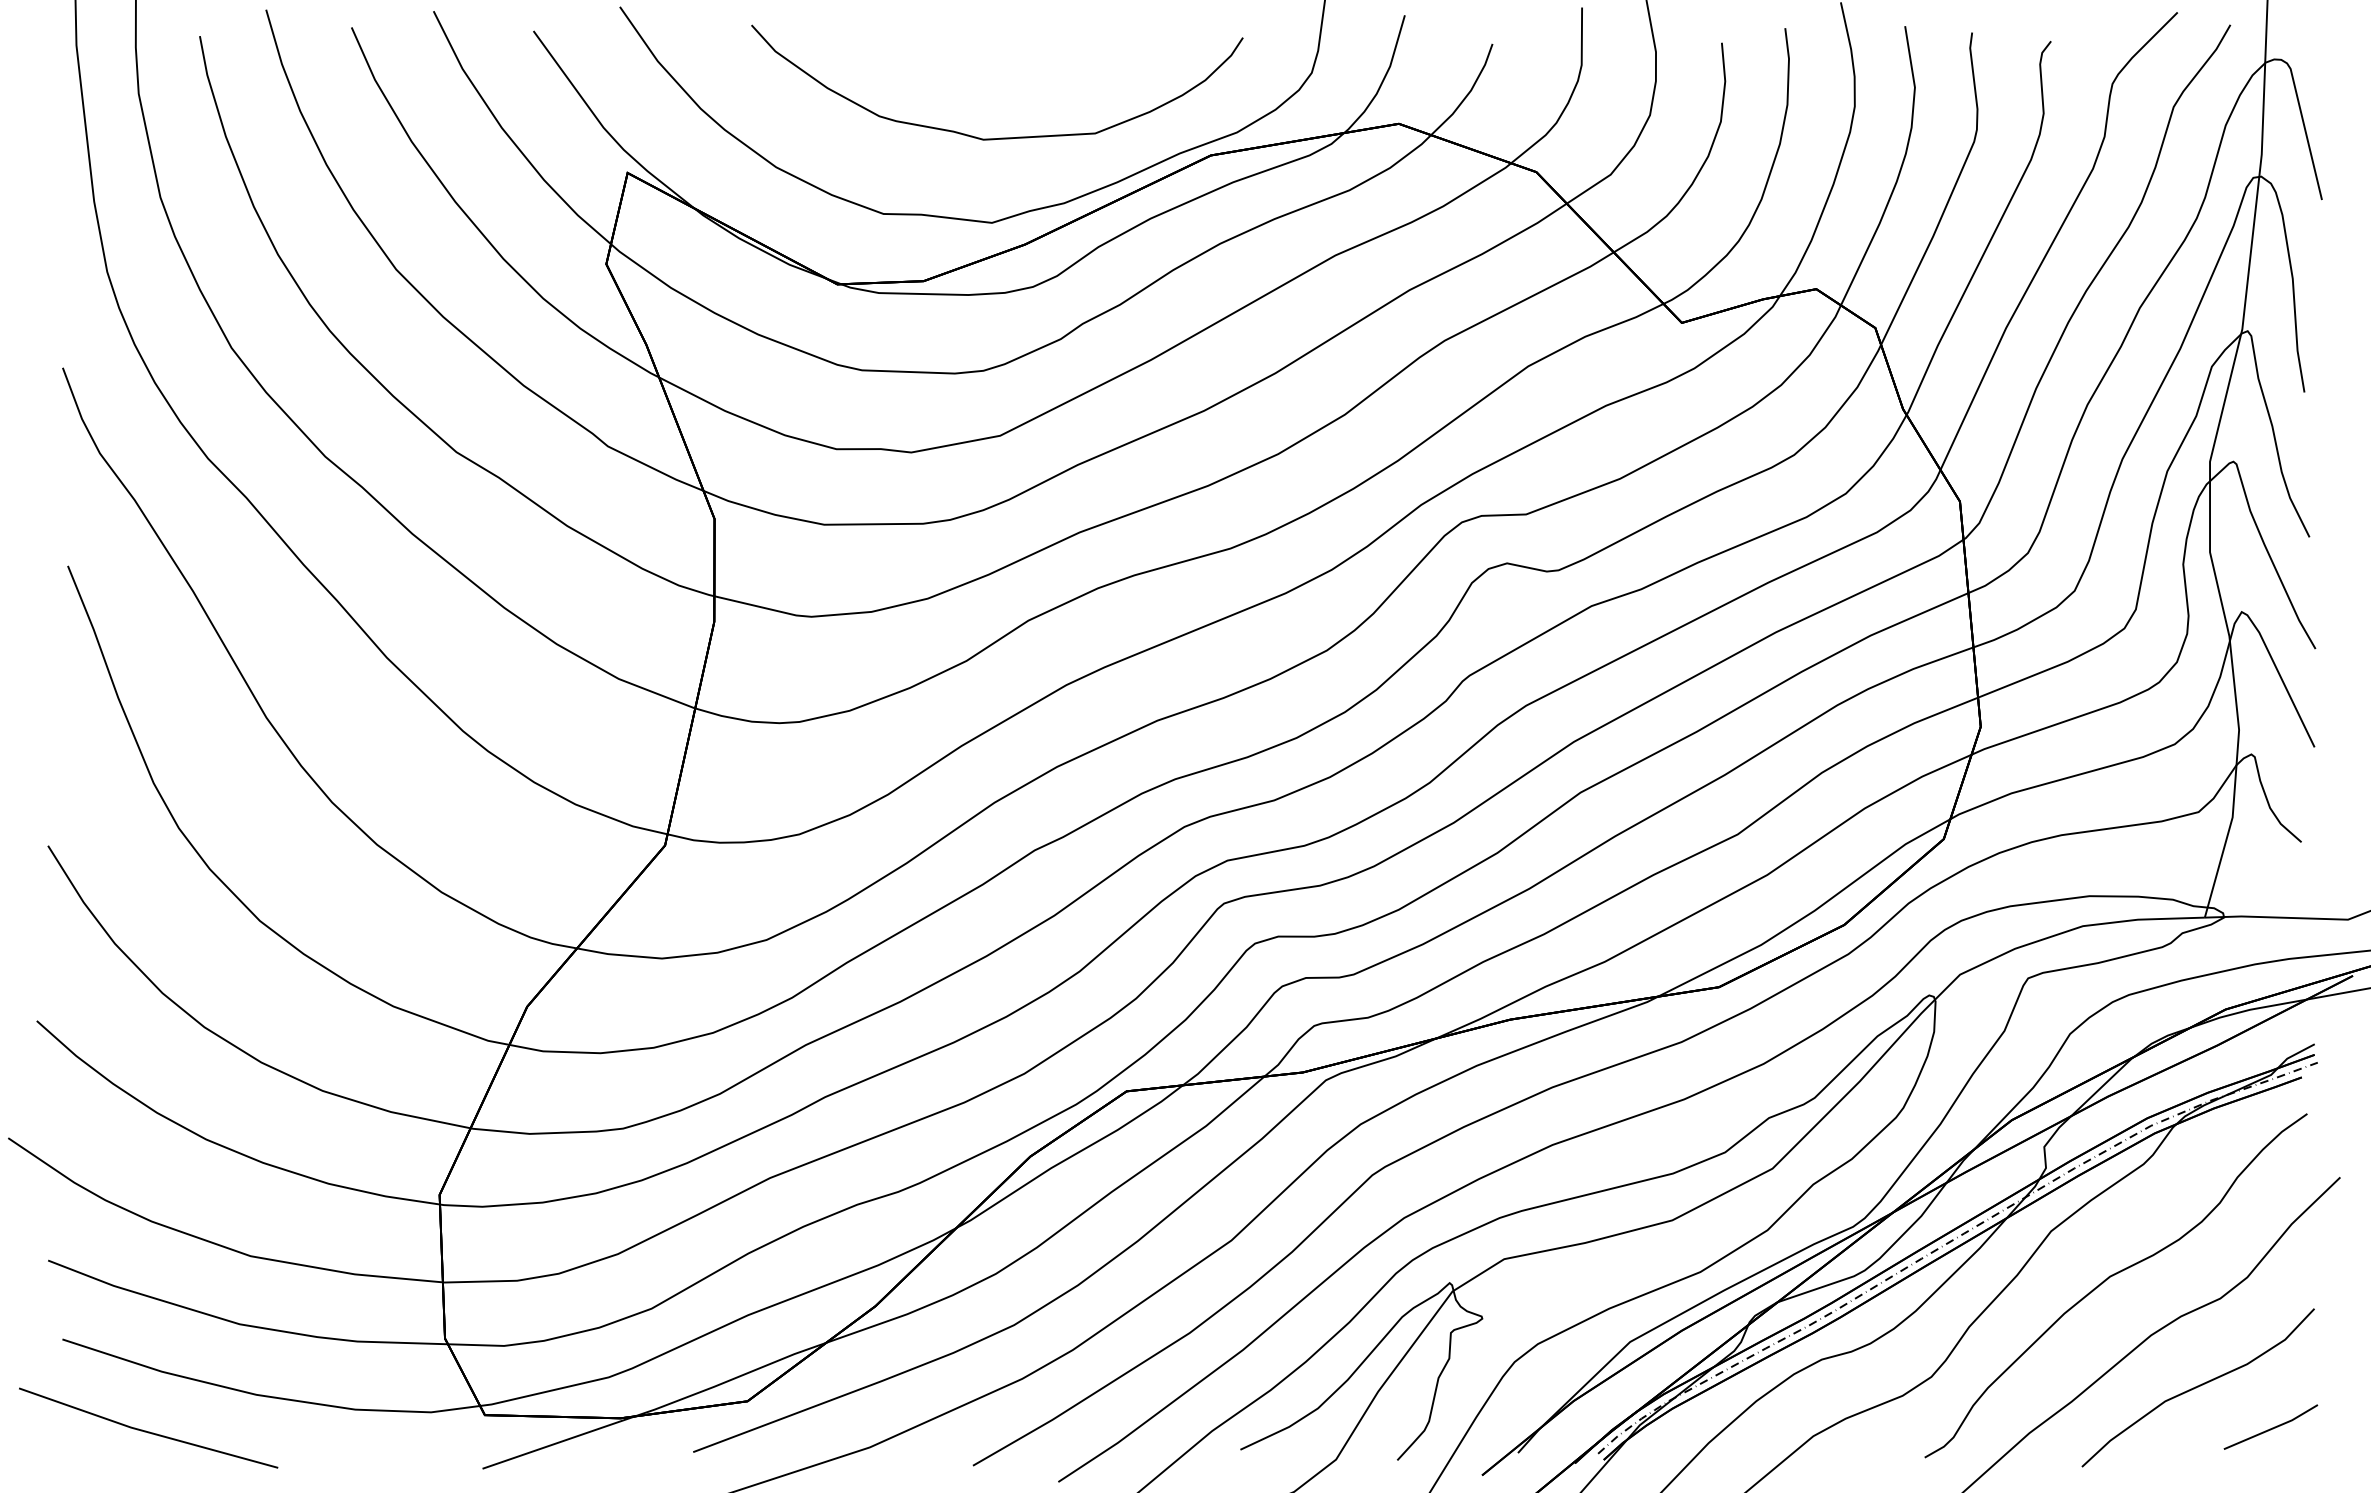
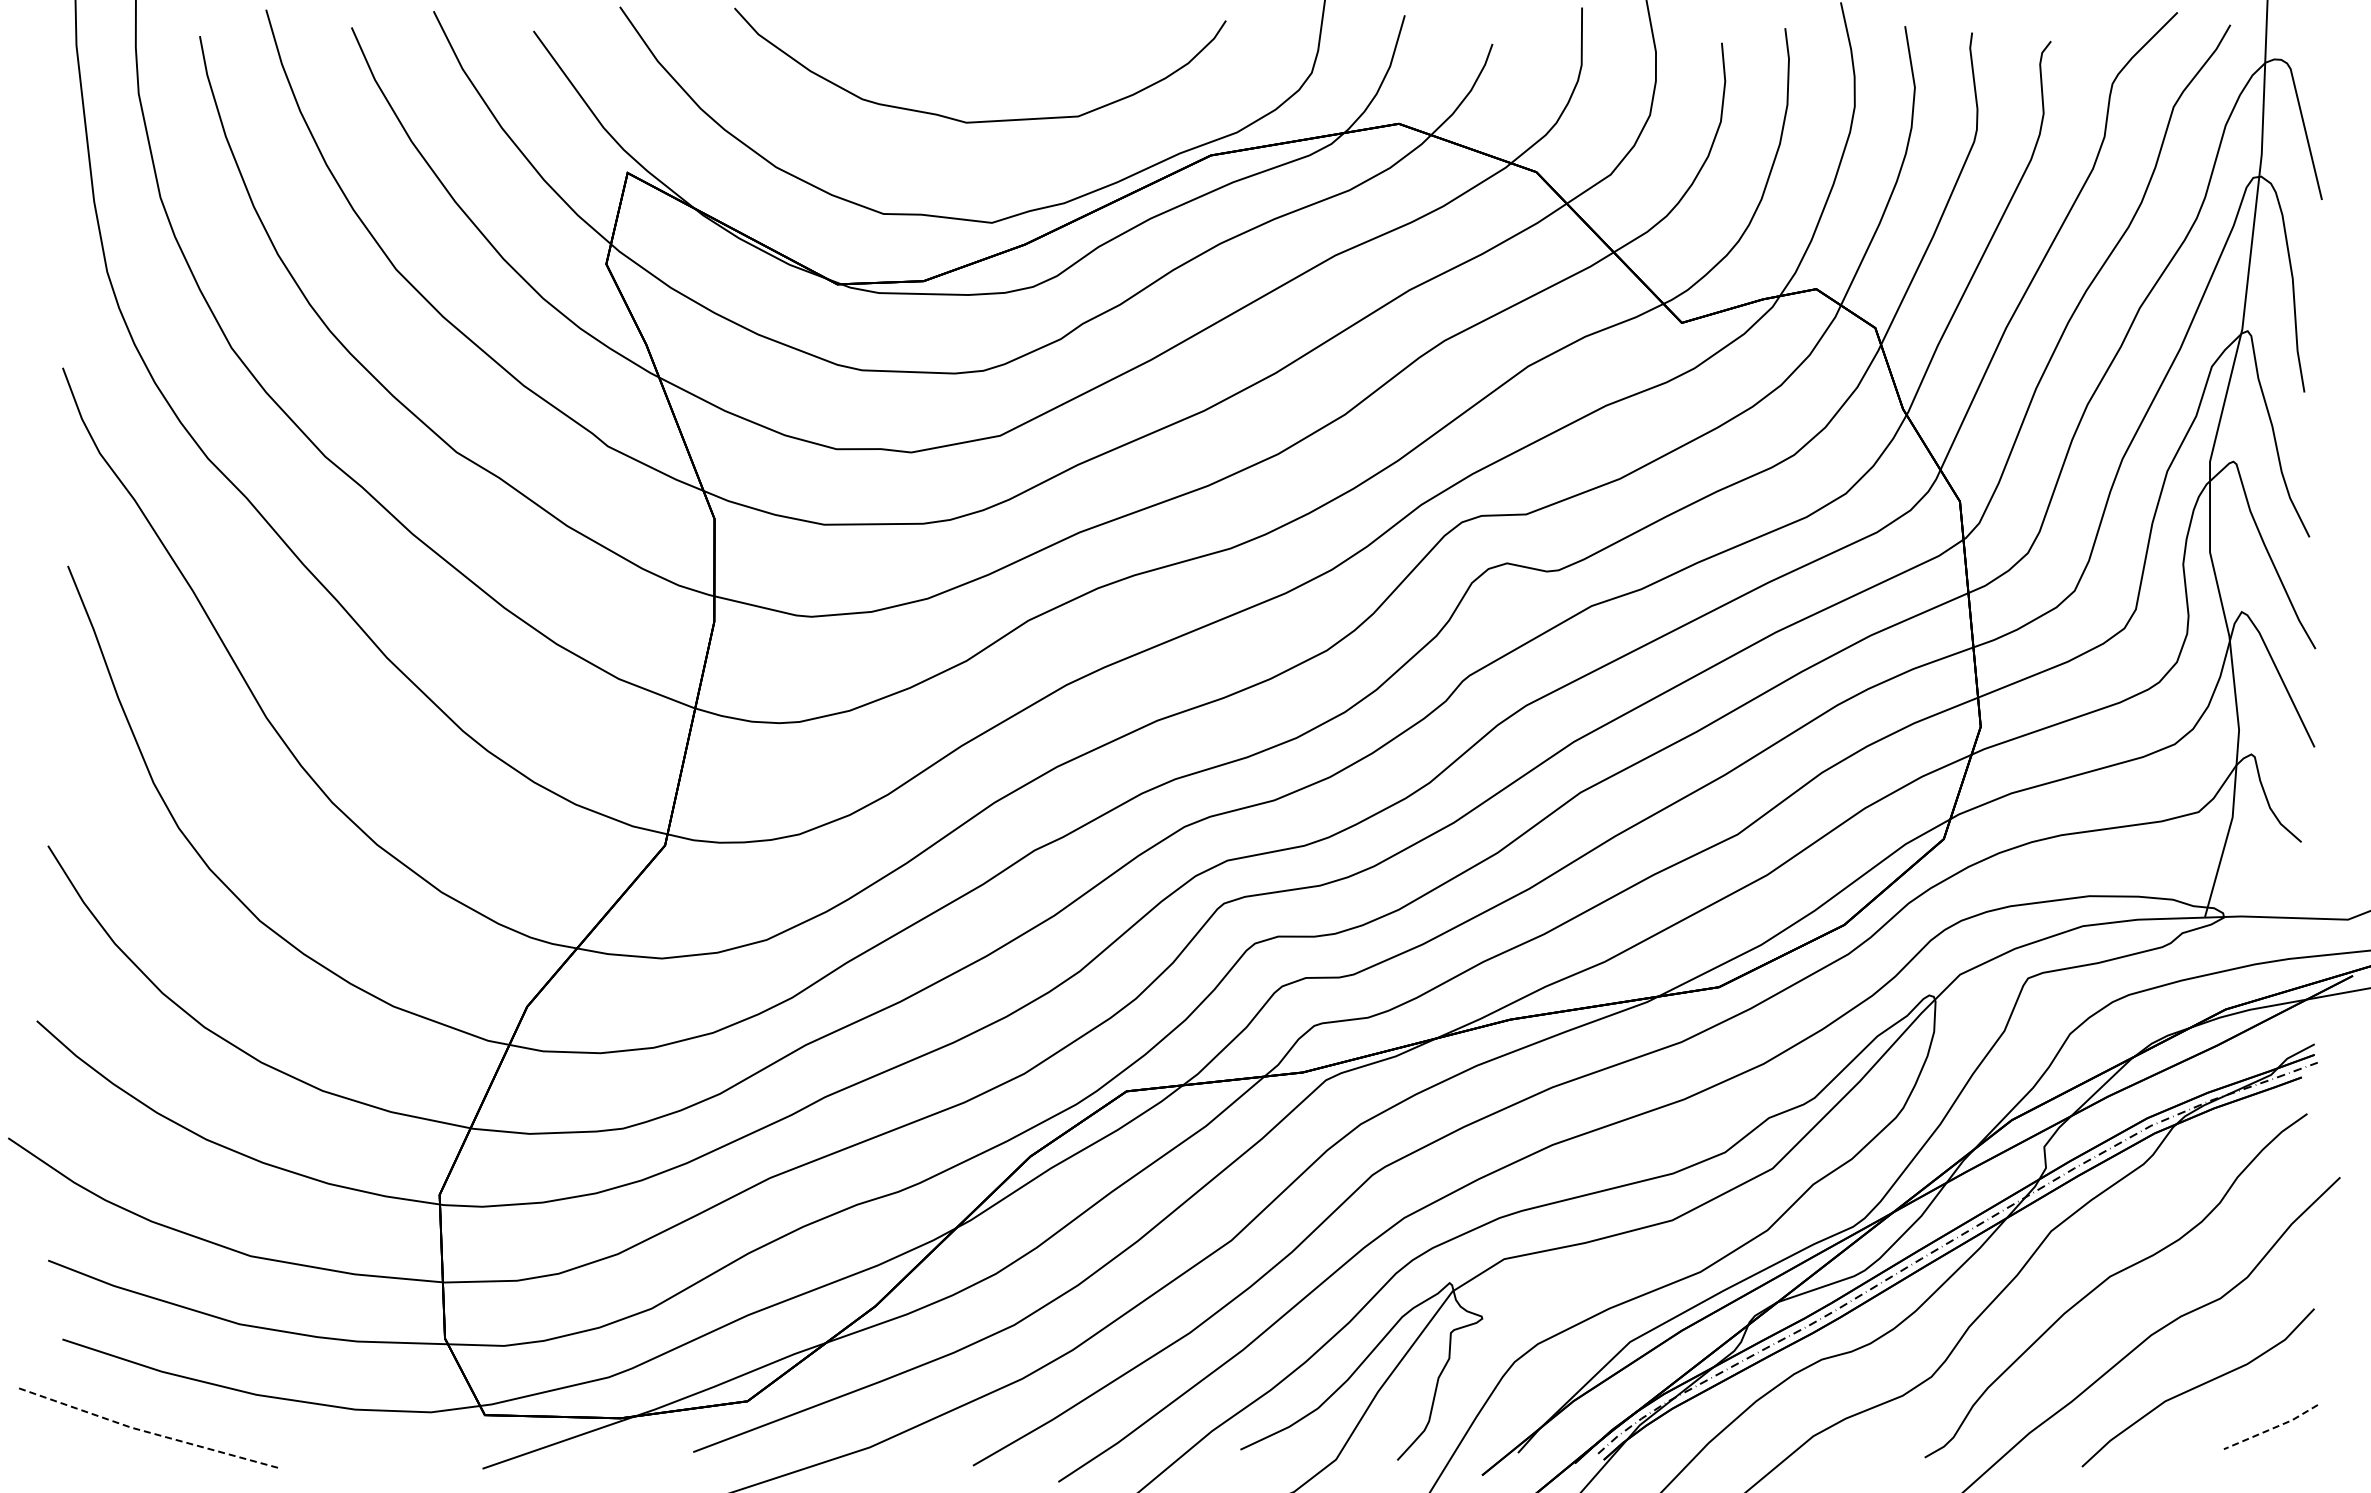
curve position: (1000, 137) -> (983, 120) (983, 120)
line: solid -> dashed (2272, 1428)
line: solid -> dashed (147, 1432)
